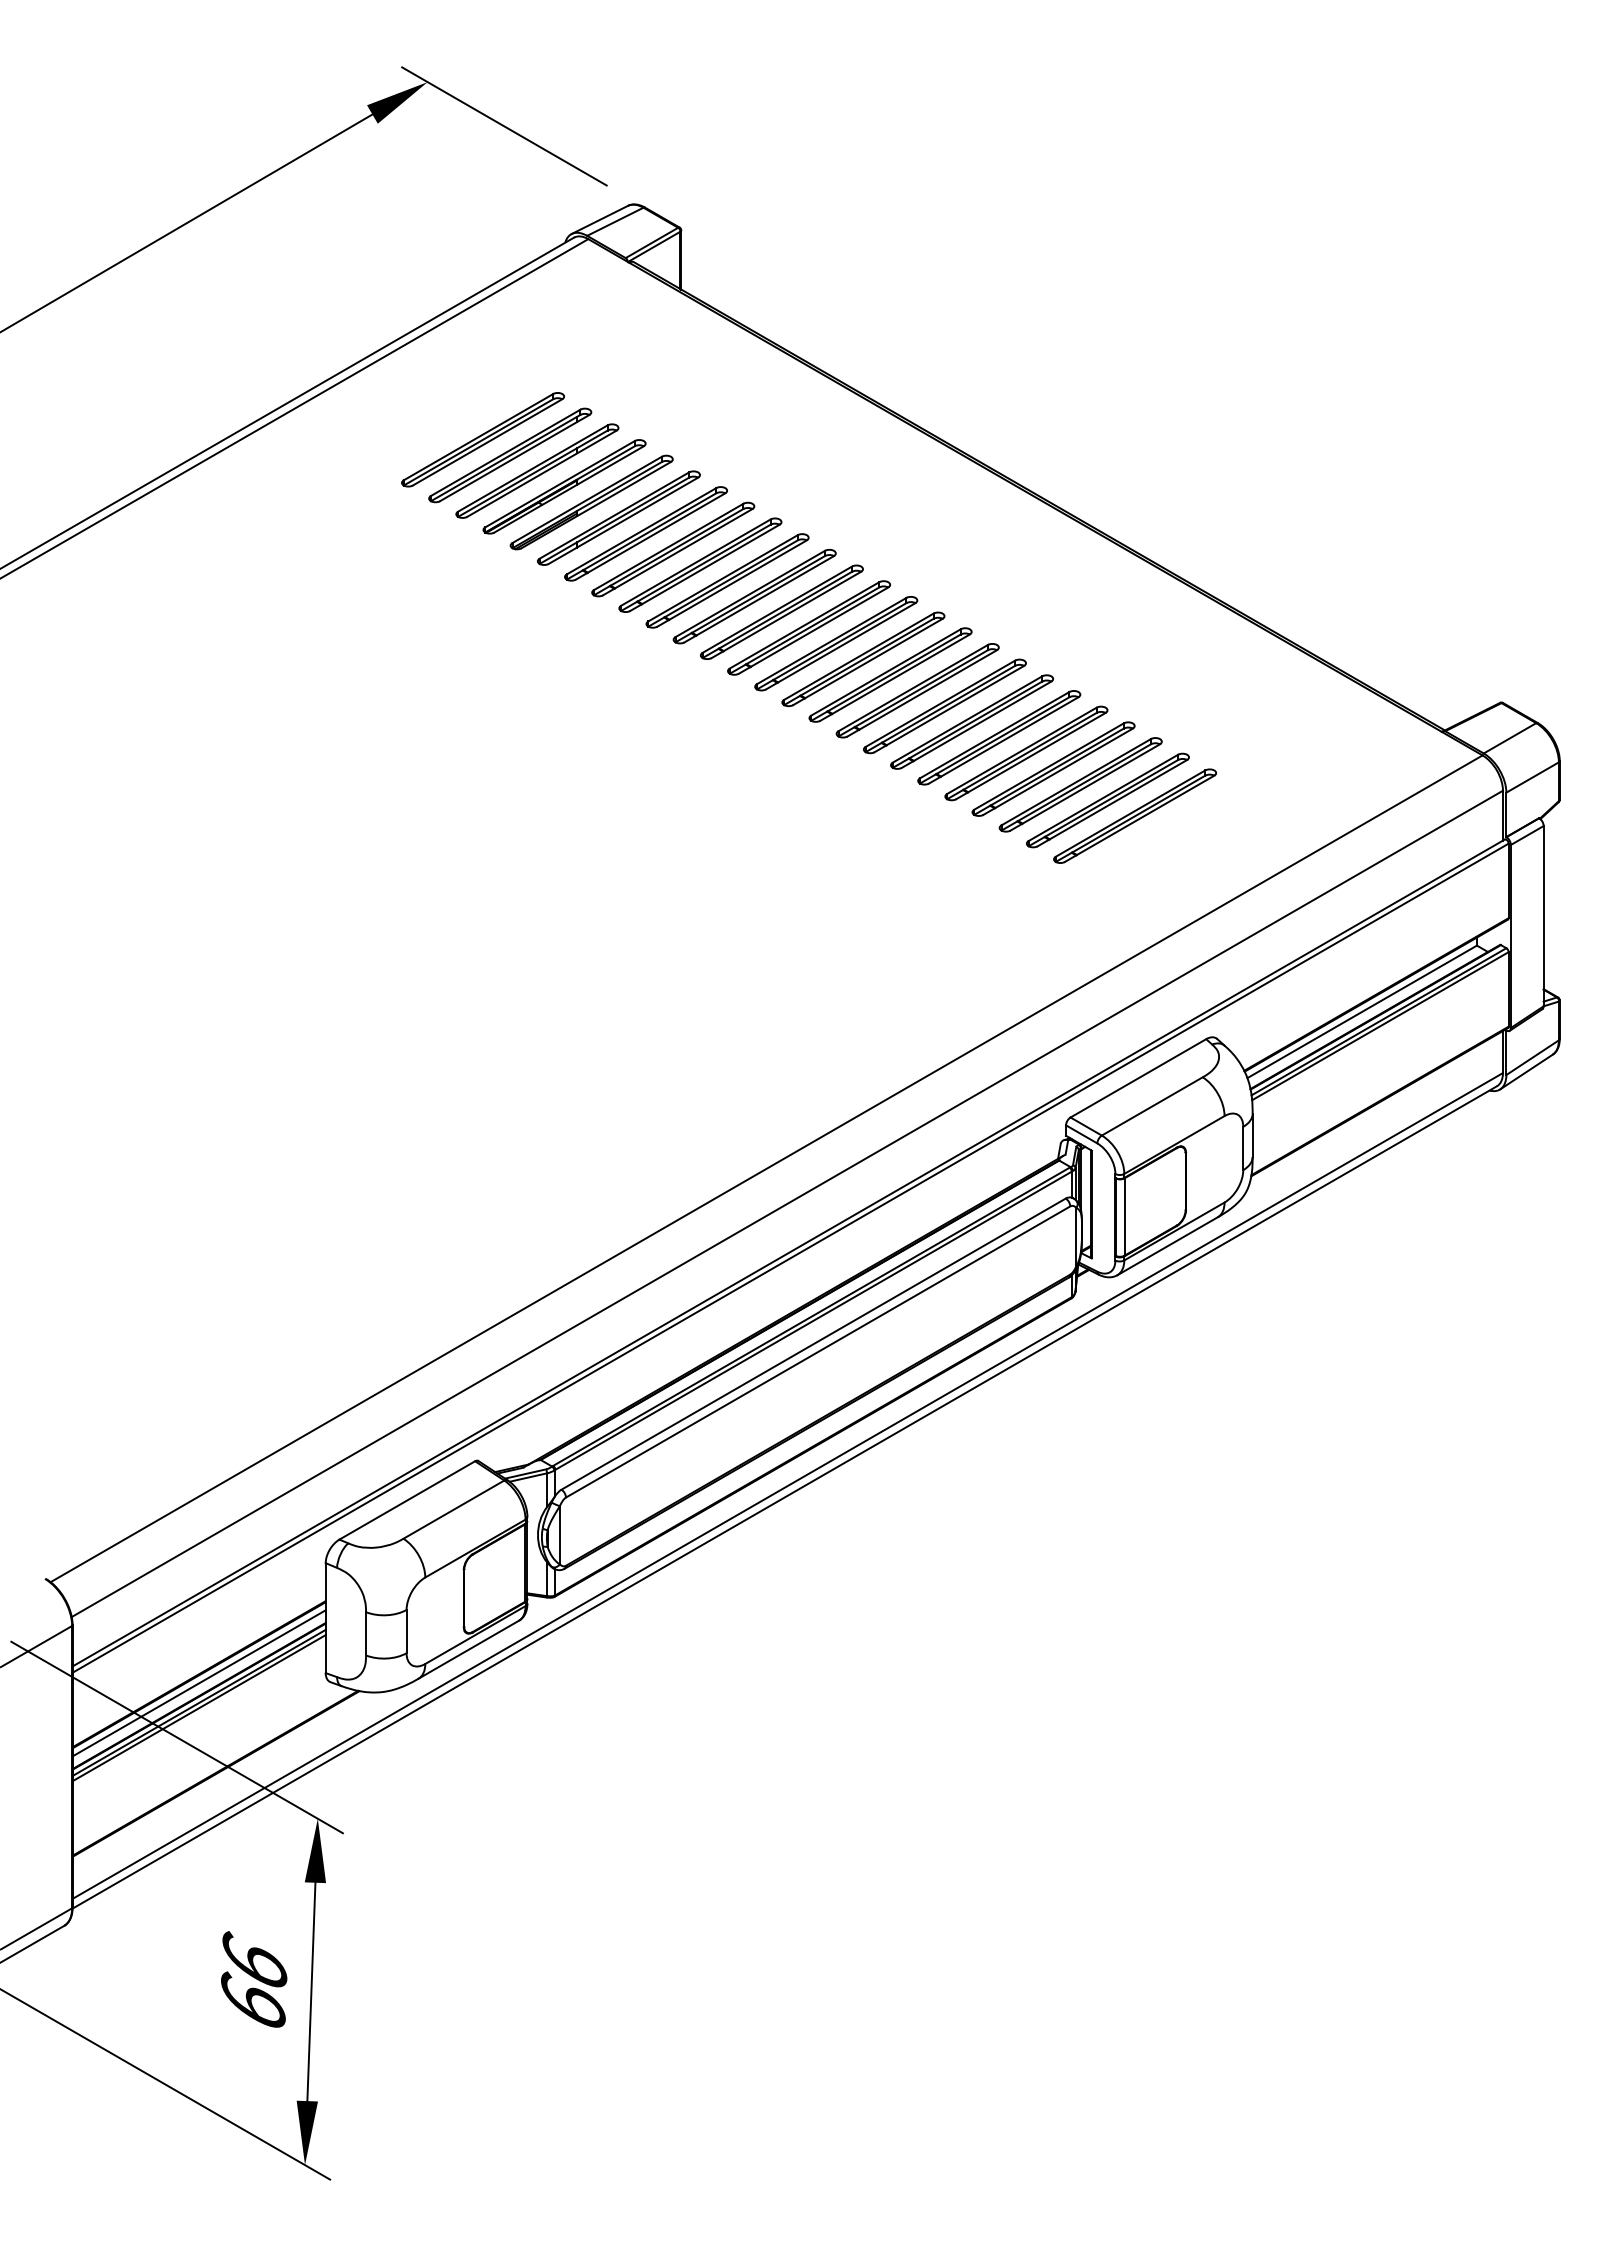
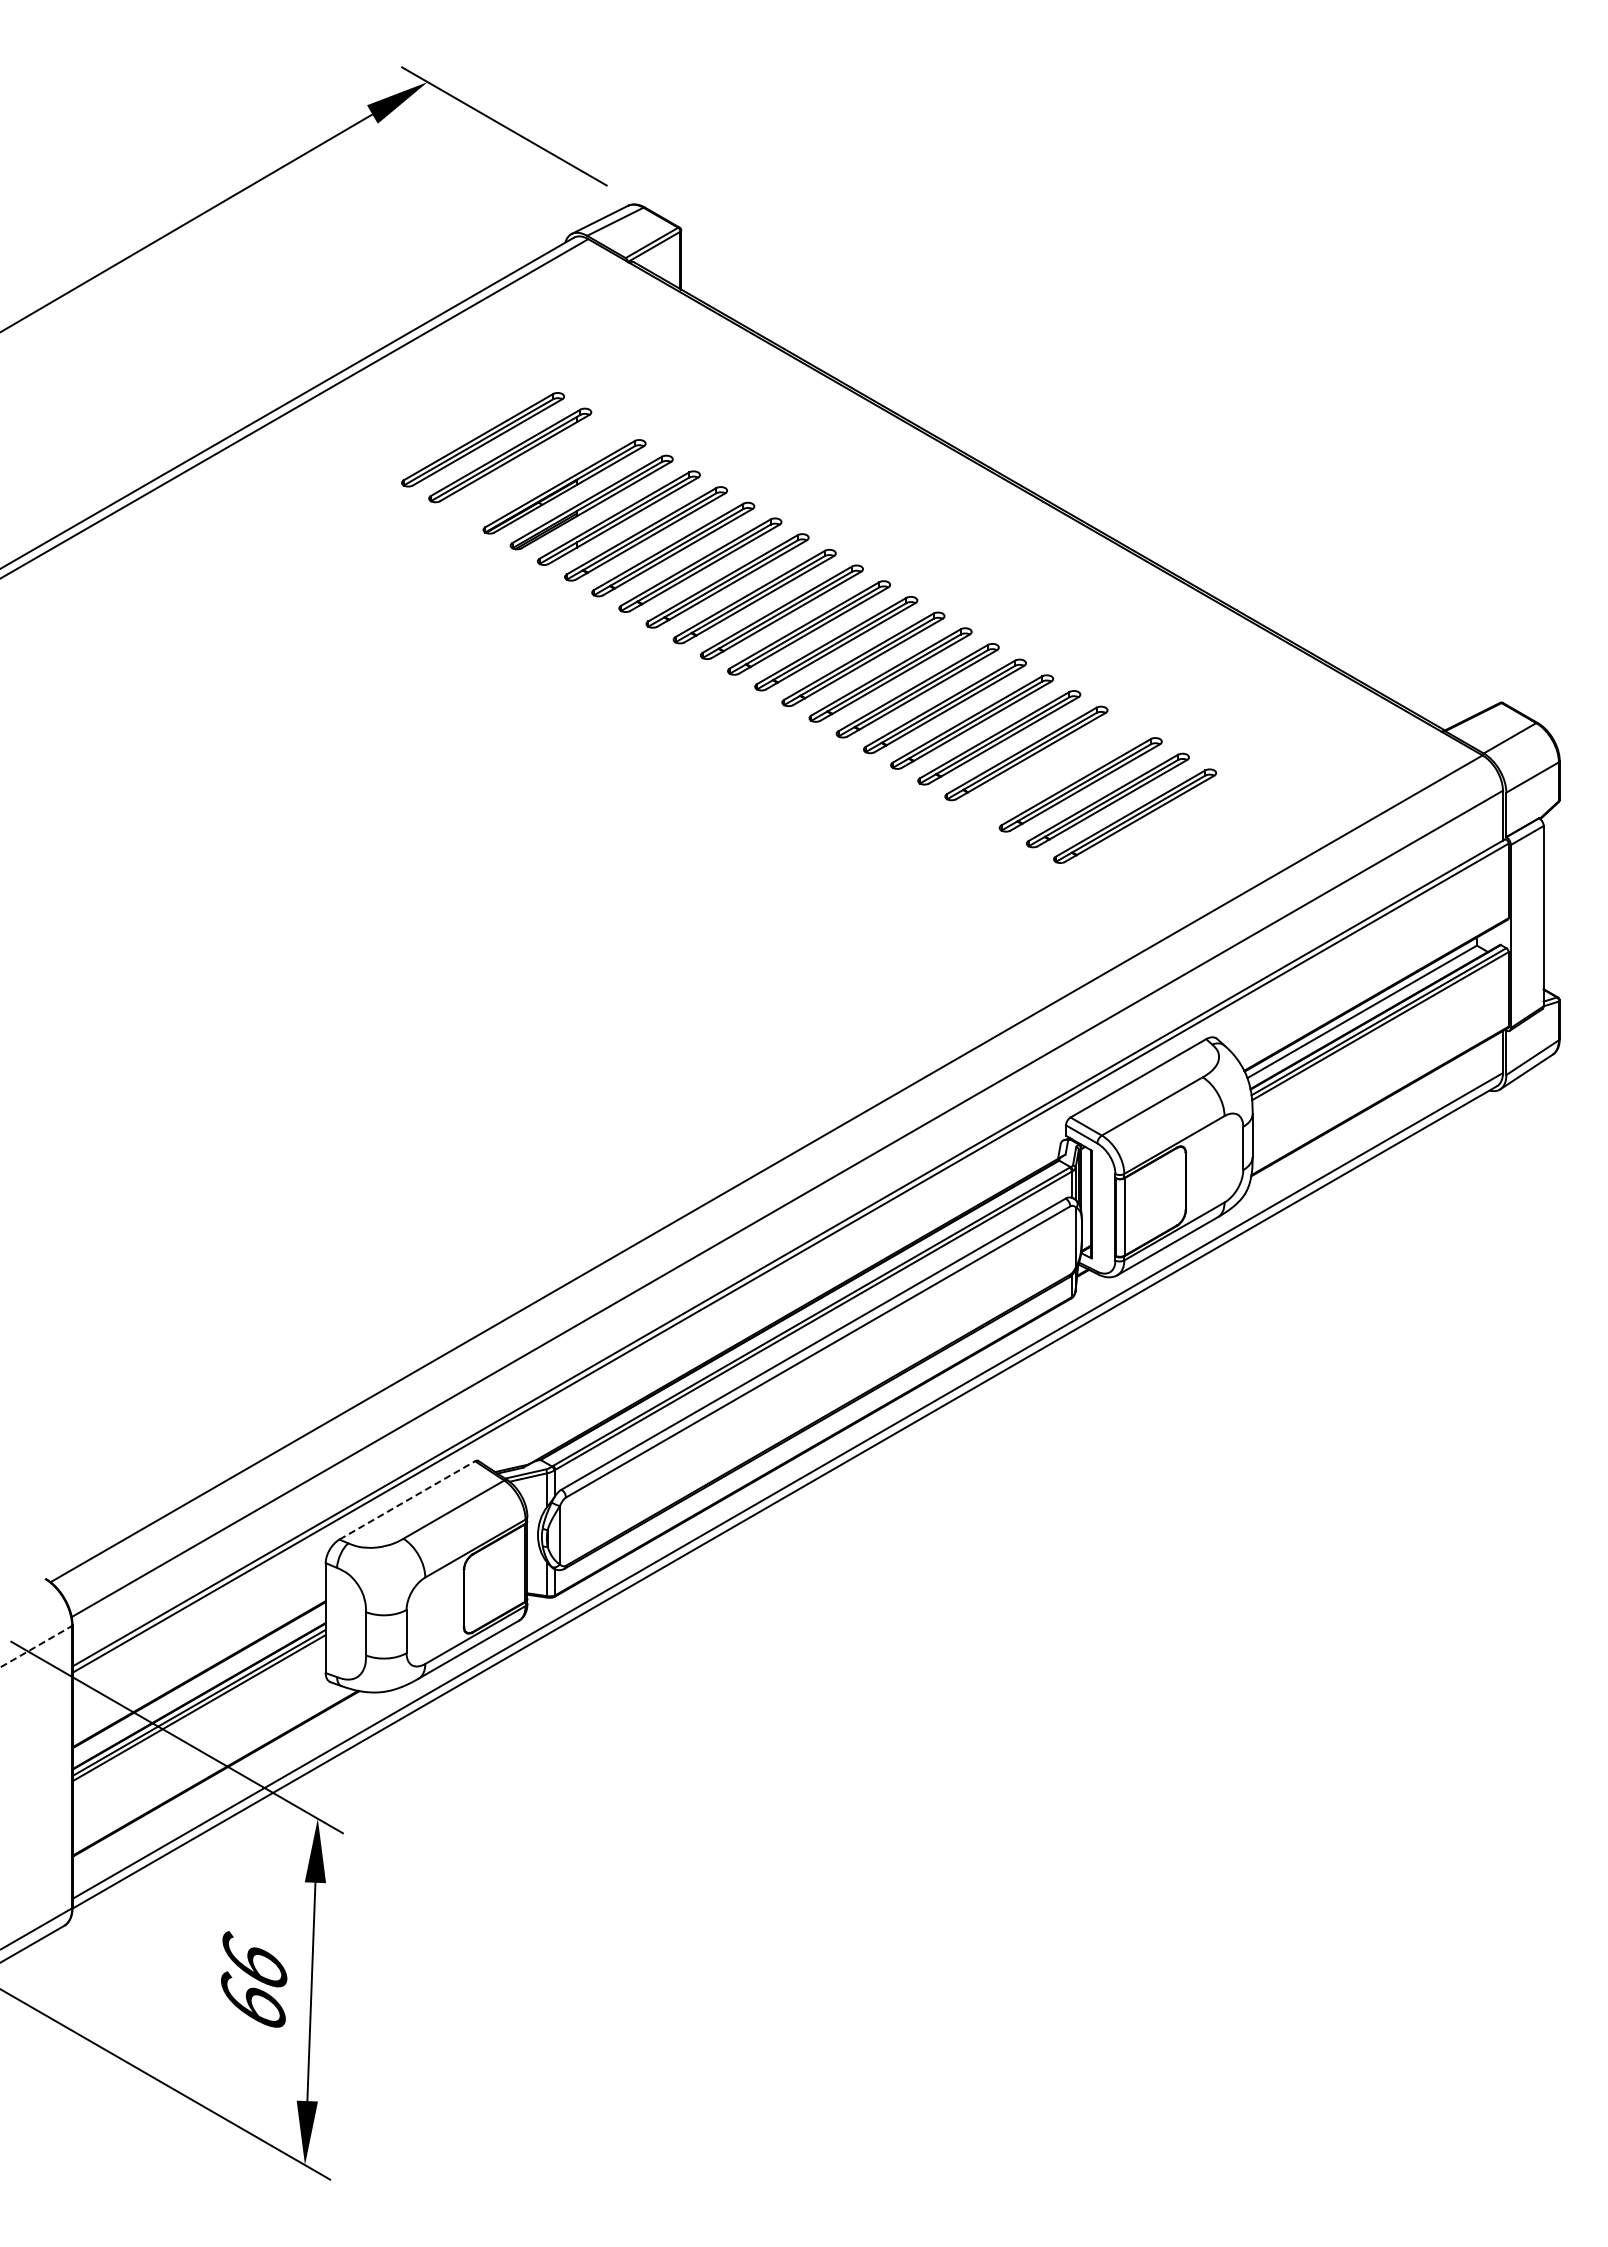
part: present -> none (537, 470)
part: present -> none (1053, 768)
line: solid -> dashed (407, 1500)
line: solid -> dashed (36, 1646)
line: present -> none (198, 1683)
